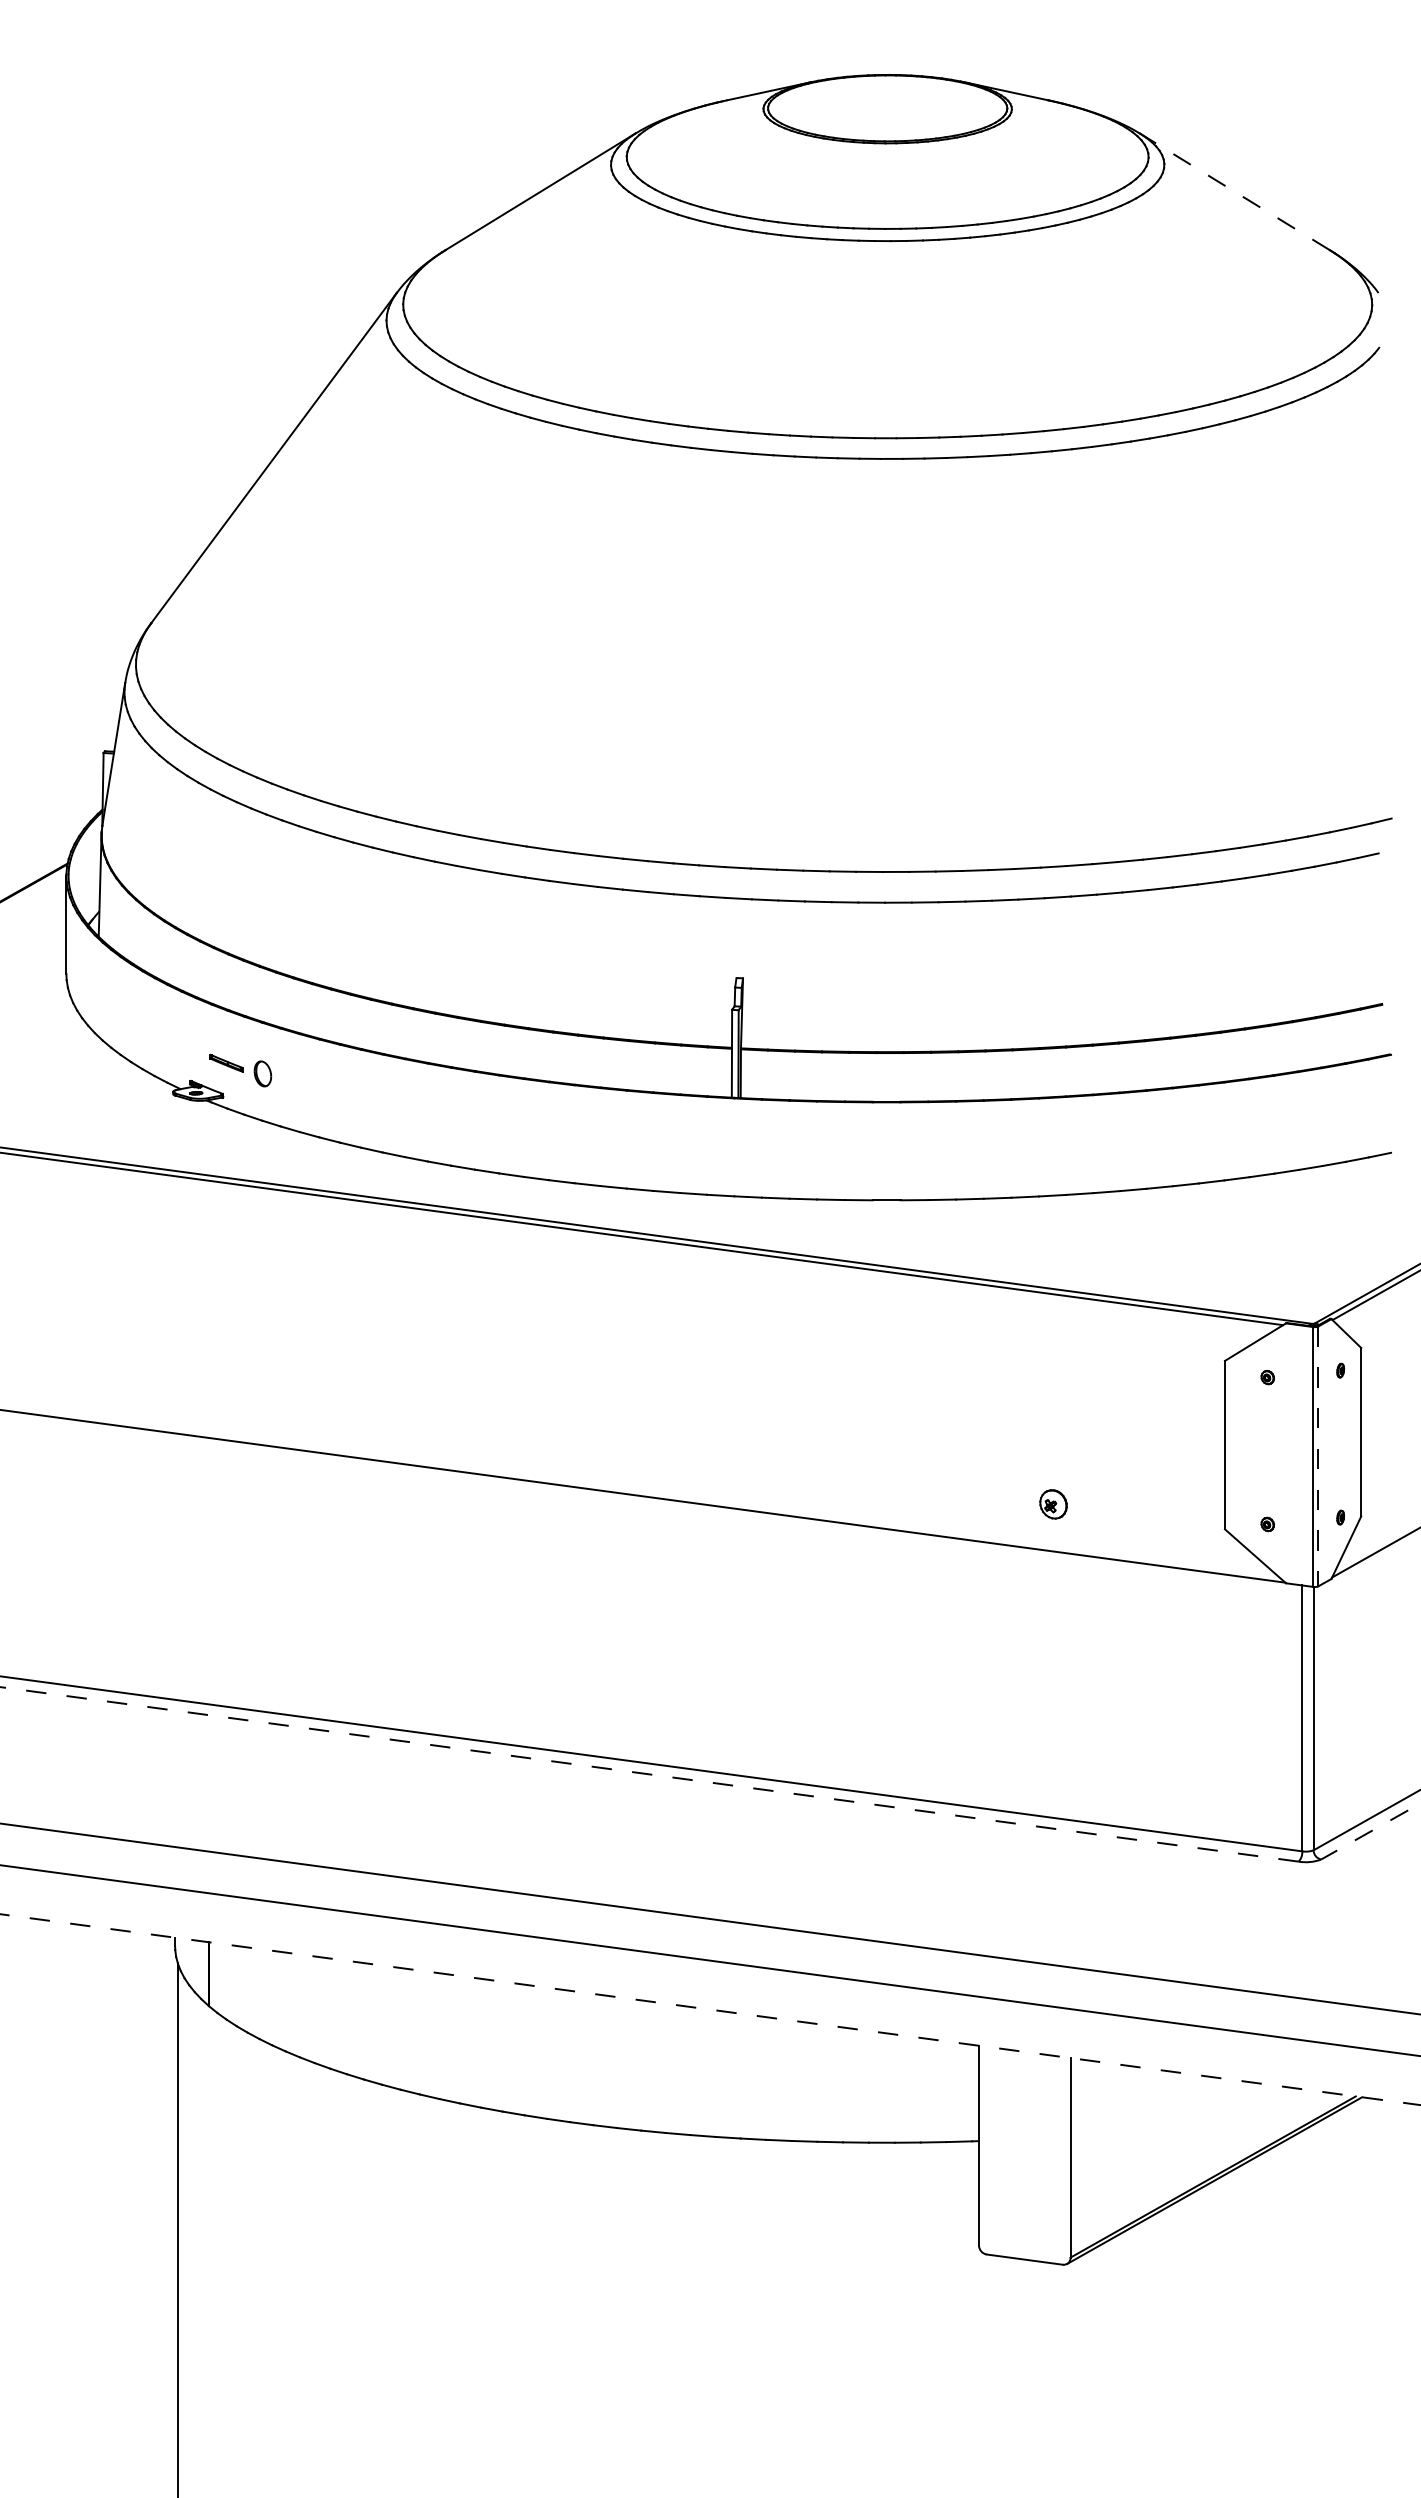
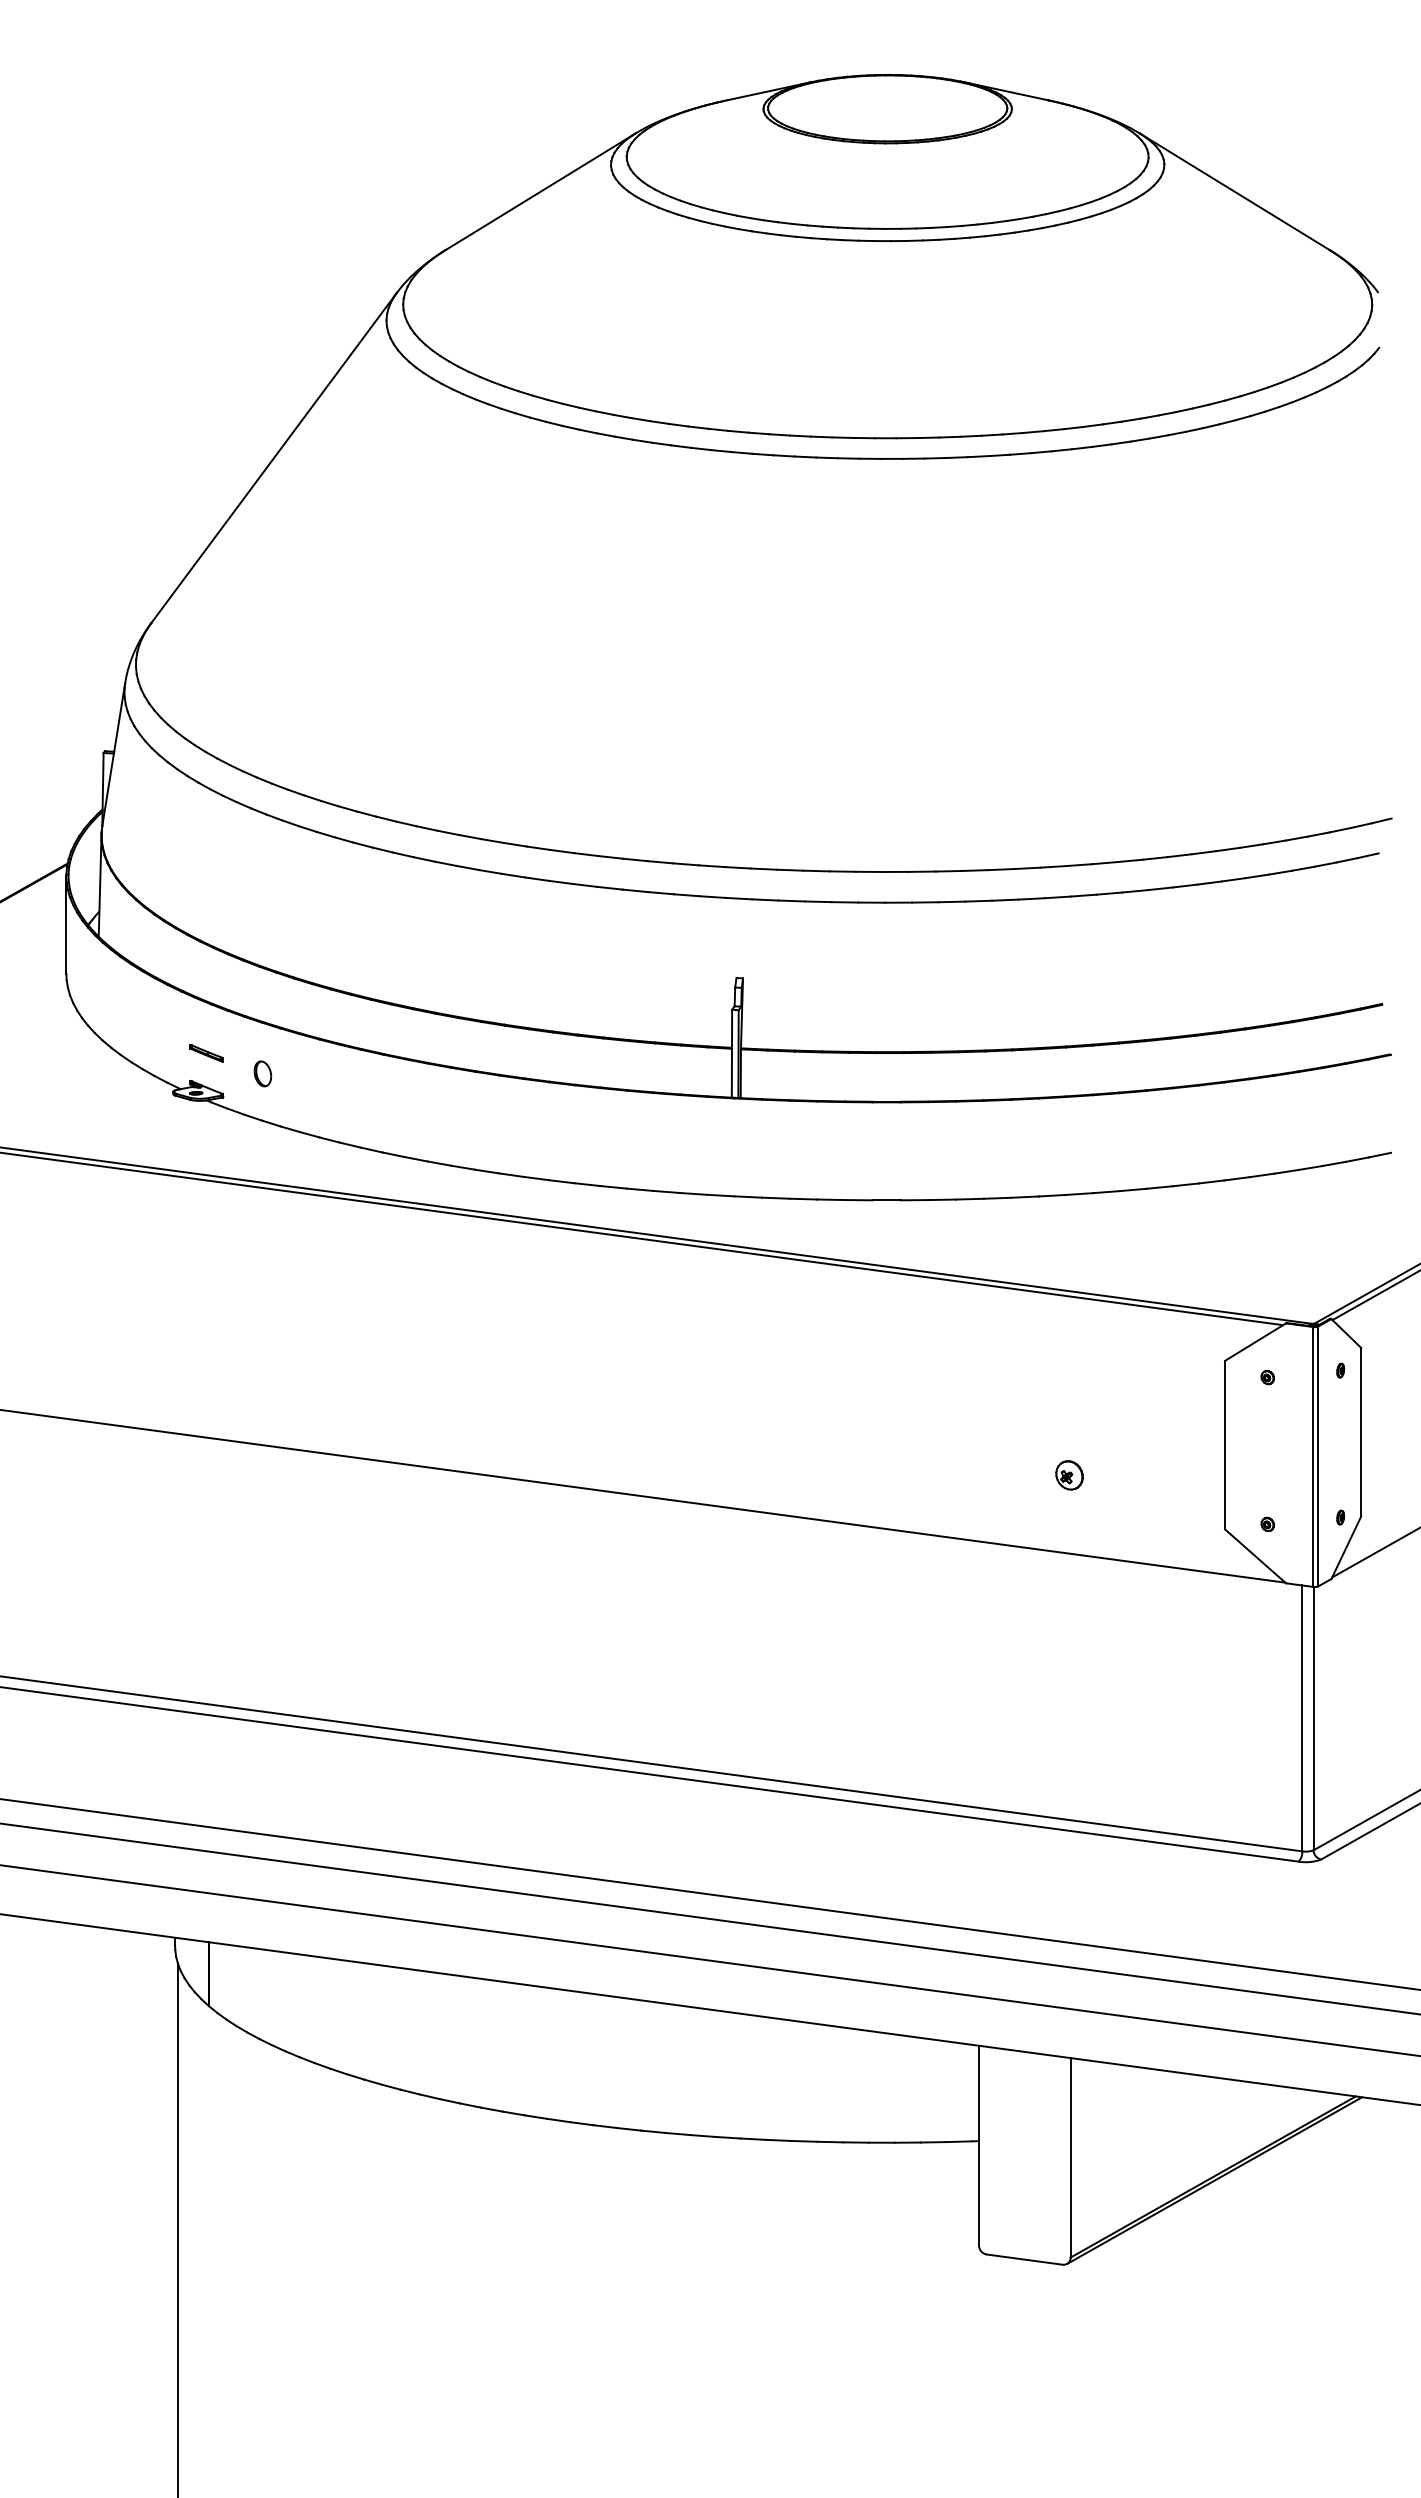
line: dashed -> solid (1234, 191)
part position: (226, 1063) -> (206, 1053) (206, 1053)
line: dashed -> solid (1318, 1456)
part position: (1053, 1504) -> (1069, 1475) (1069, 1475)
line: dashed -> solid (649, 1774)
line: dashed -> solid (1370, 1831)
line: none -> present (709, 1894)
line: dashed -> solid (710, 2009)
